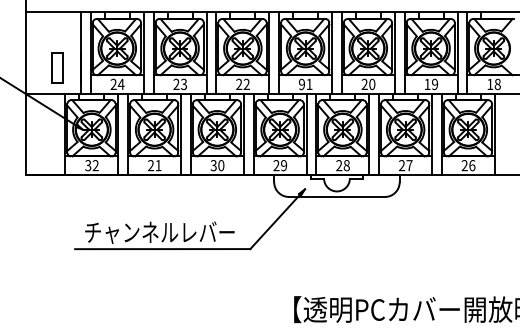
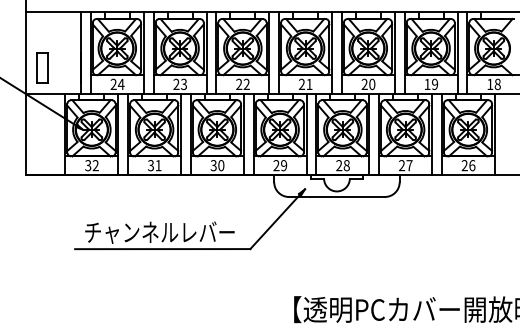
part position: (57, 67) -> (42, 67) (42, 67)
text: 91 -> 21 (301, 84)
text: 21 -> 31 (150, 165)
